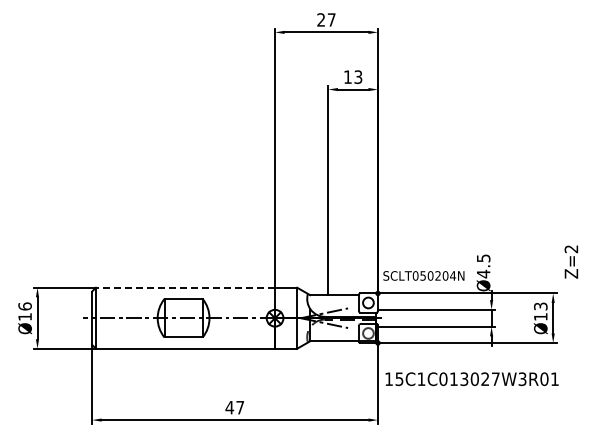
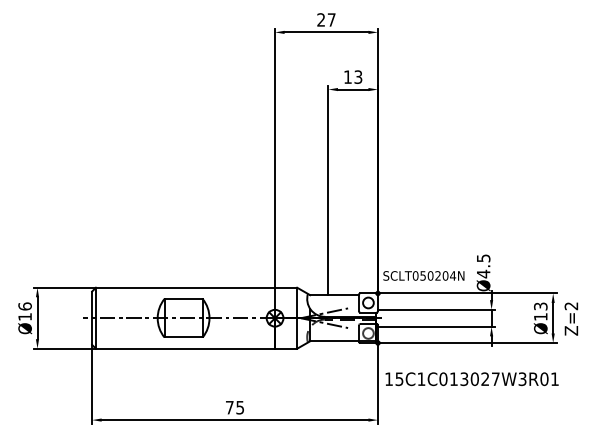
text position: (571, 261) -> (571, 318) (571, 318)
line: dashed -> solid (185, 287)
text: 47 -> 75 (234, 407)
